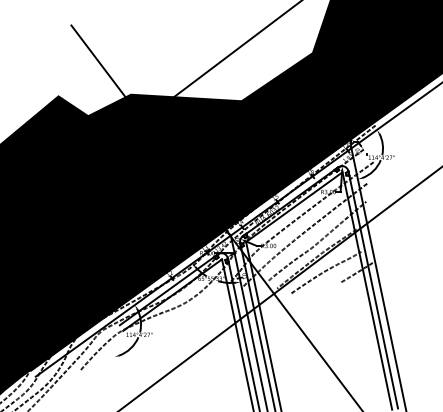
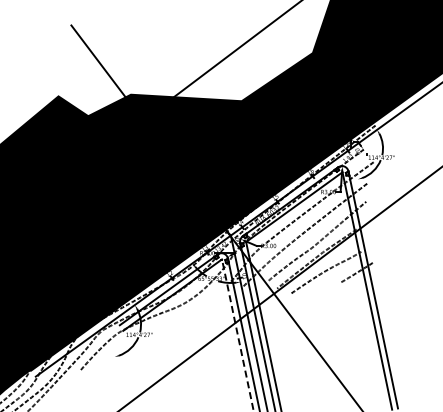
line: present -> none (378, 278)
line: solid -> dashed (237, 335)
